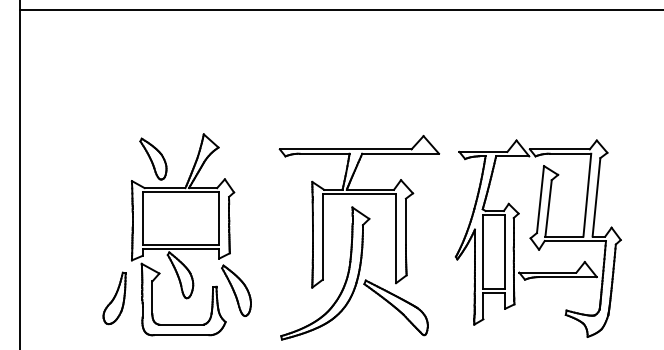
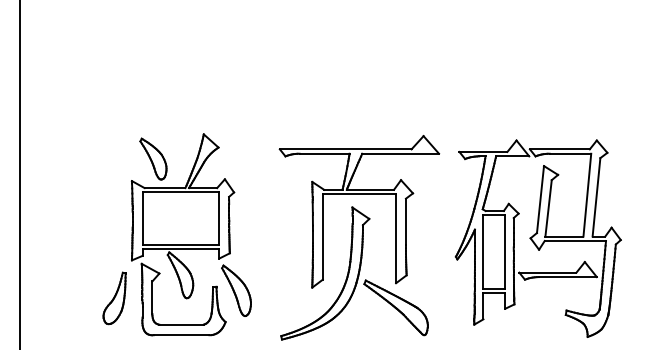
line: present -> none (339, 10)
